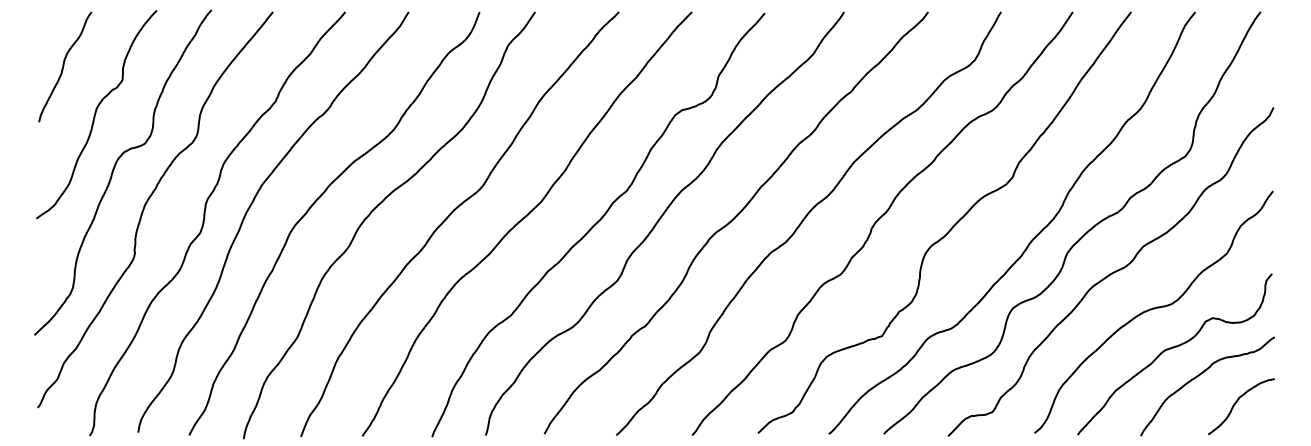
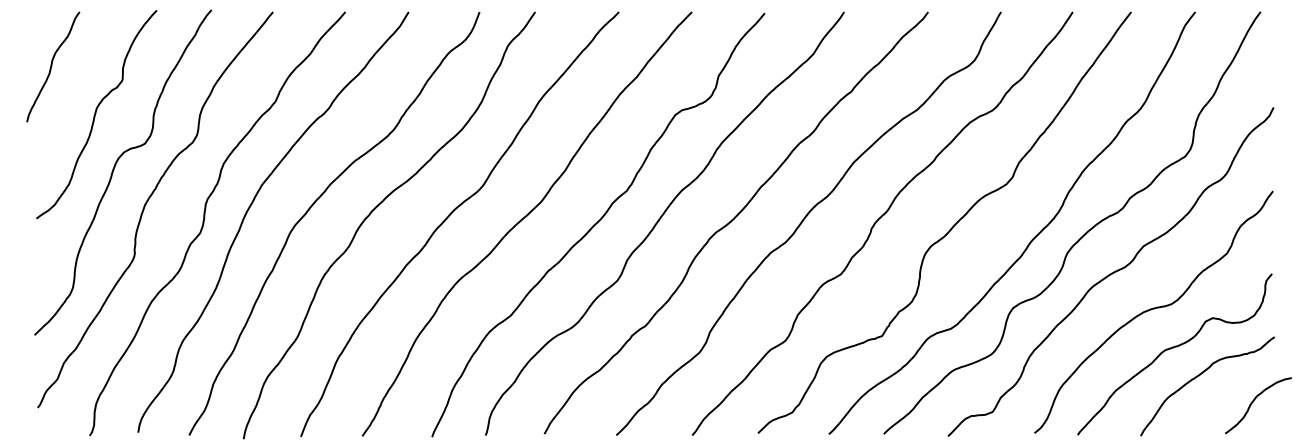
curve position: (64, 66) -> (52, 66) (52, 66)
curve position: (1237, 402) -> (1254, 401) (1254, 401)
